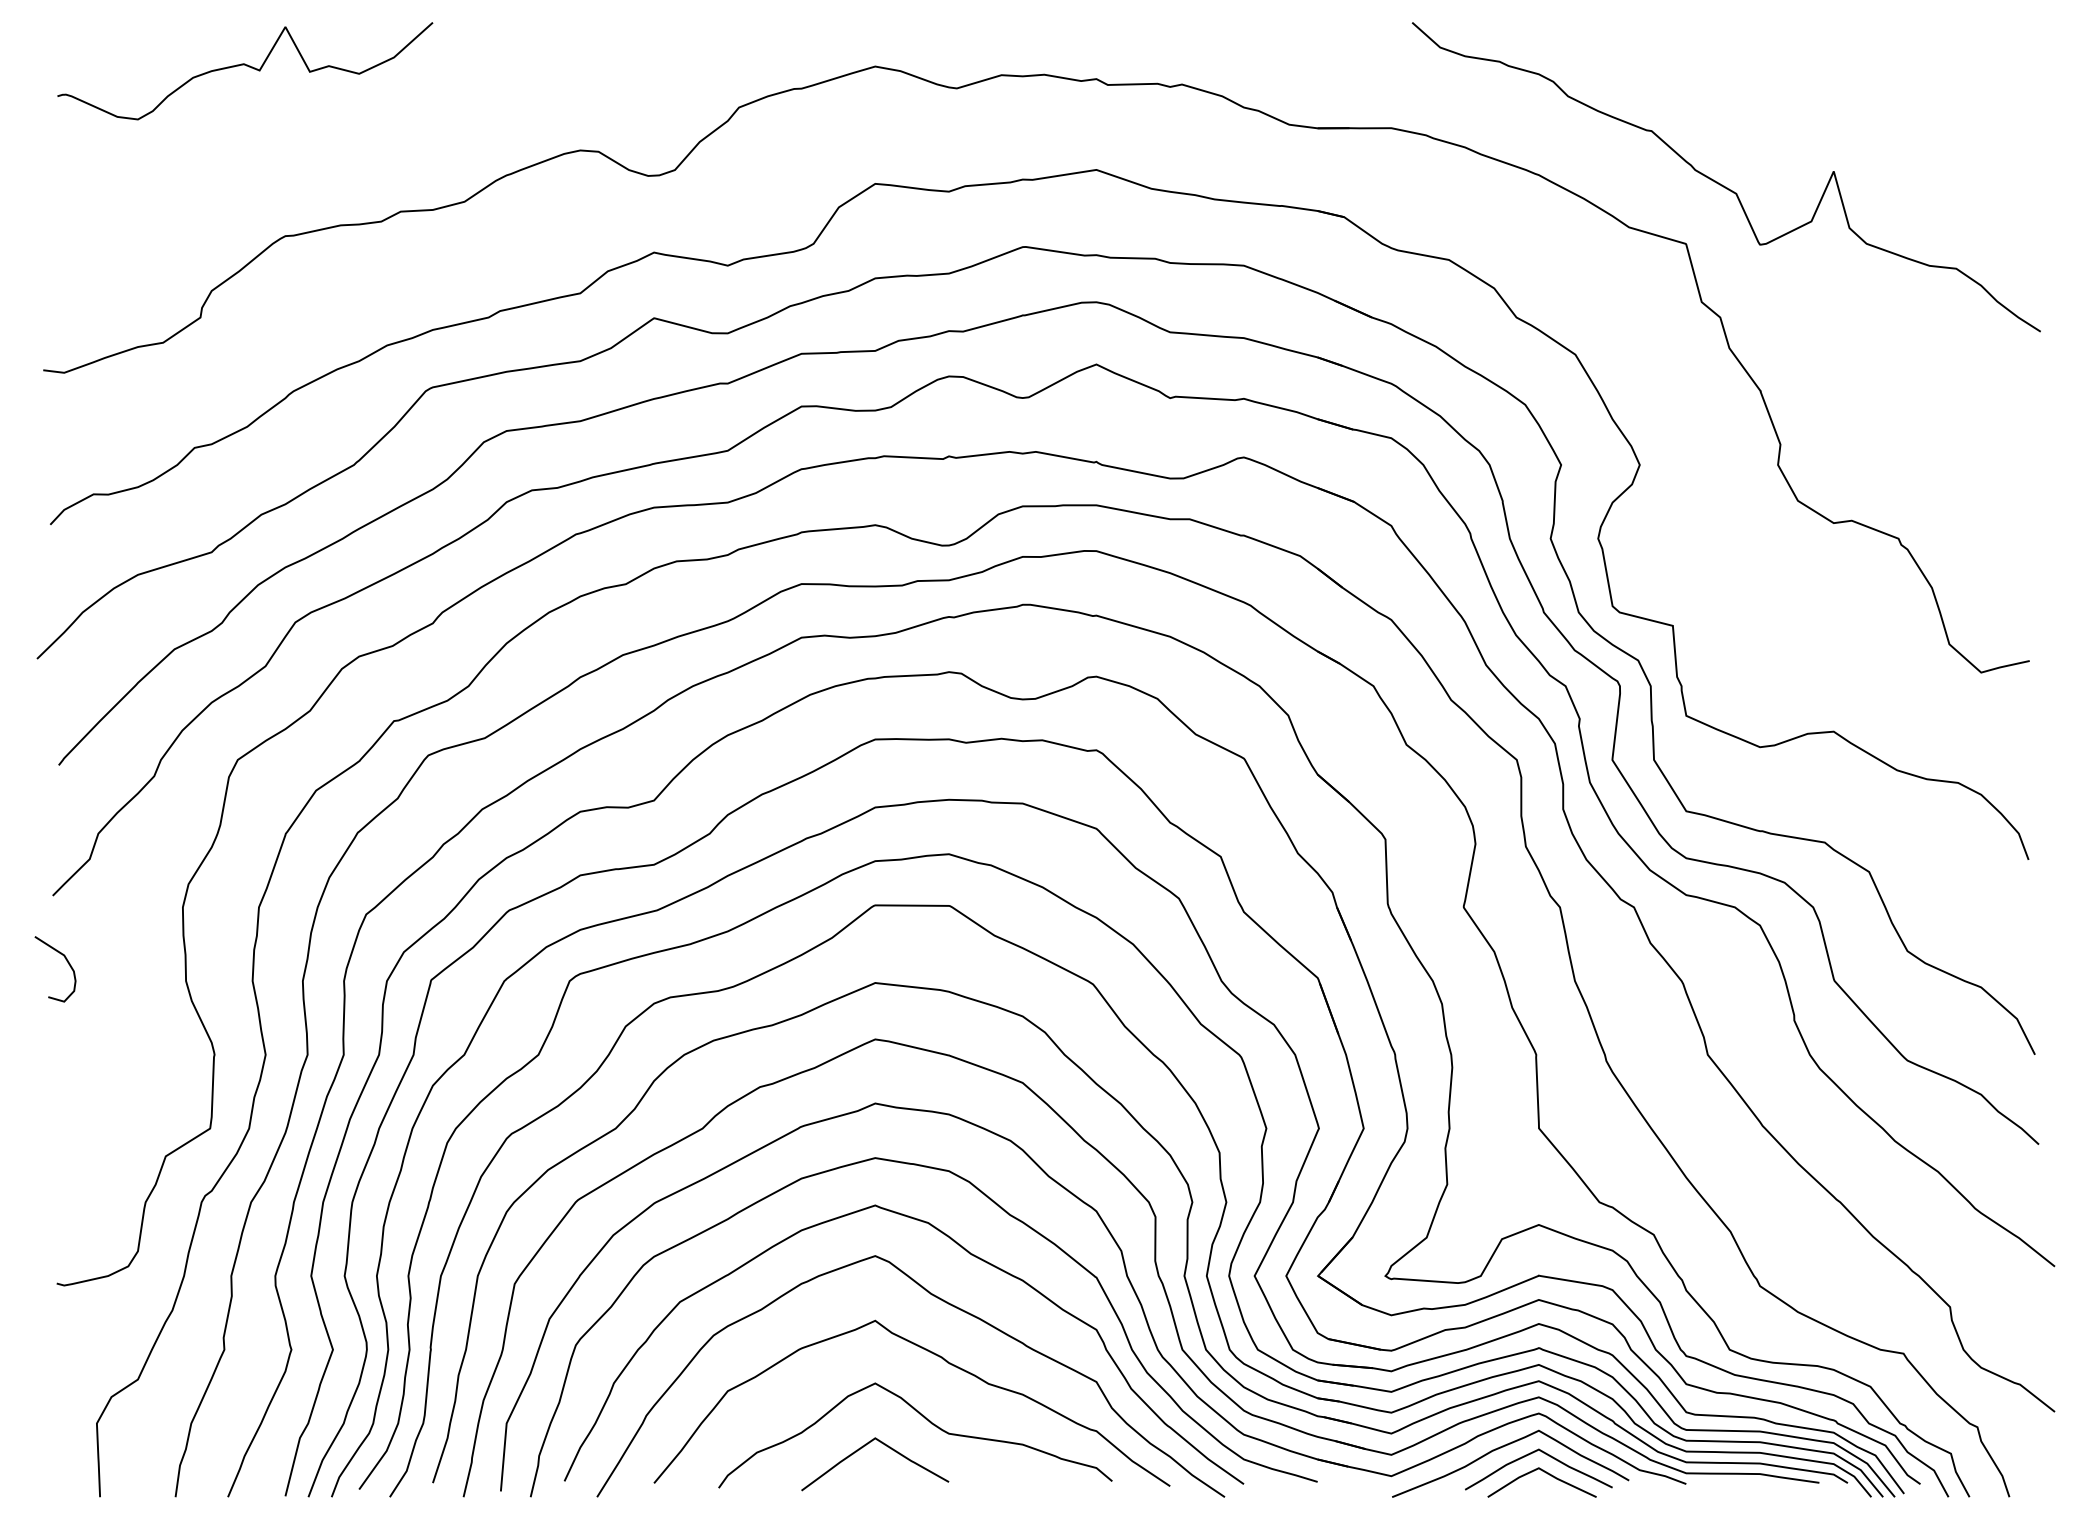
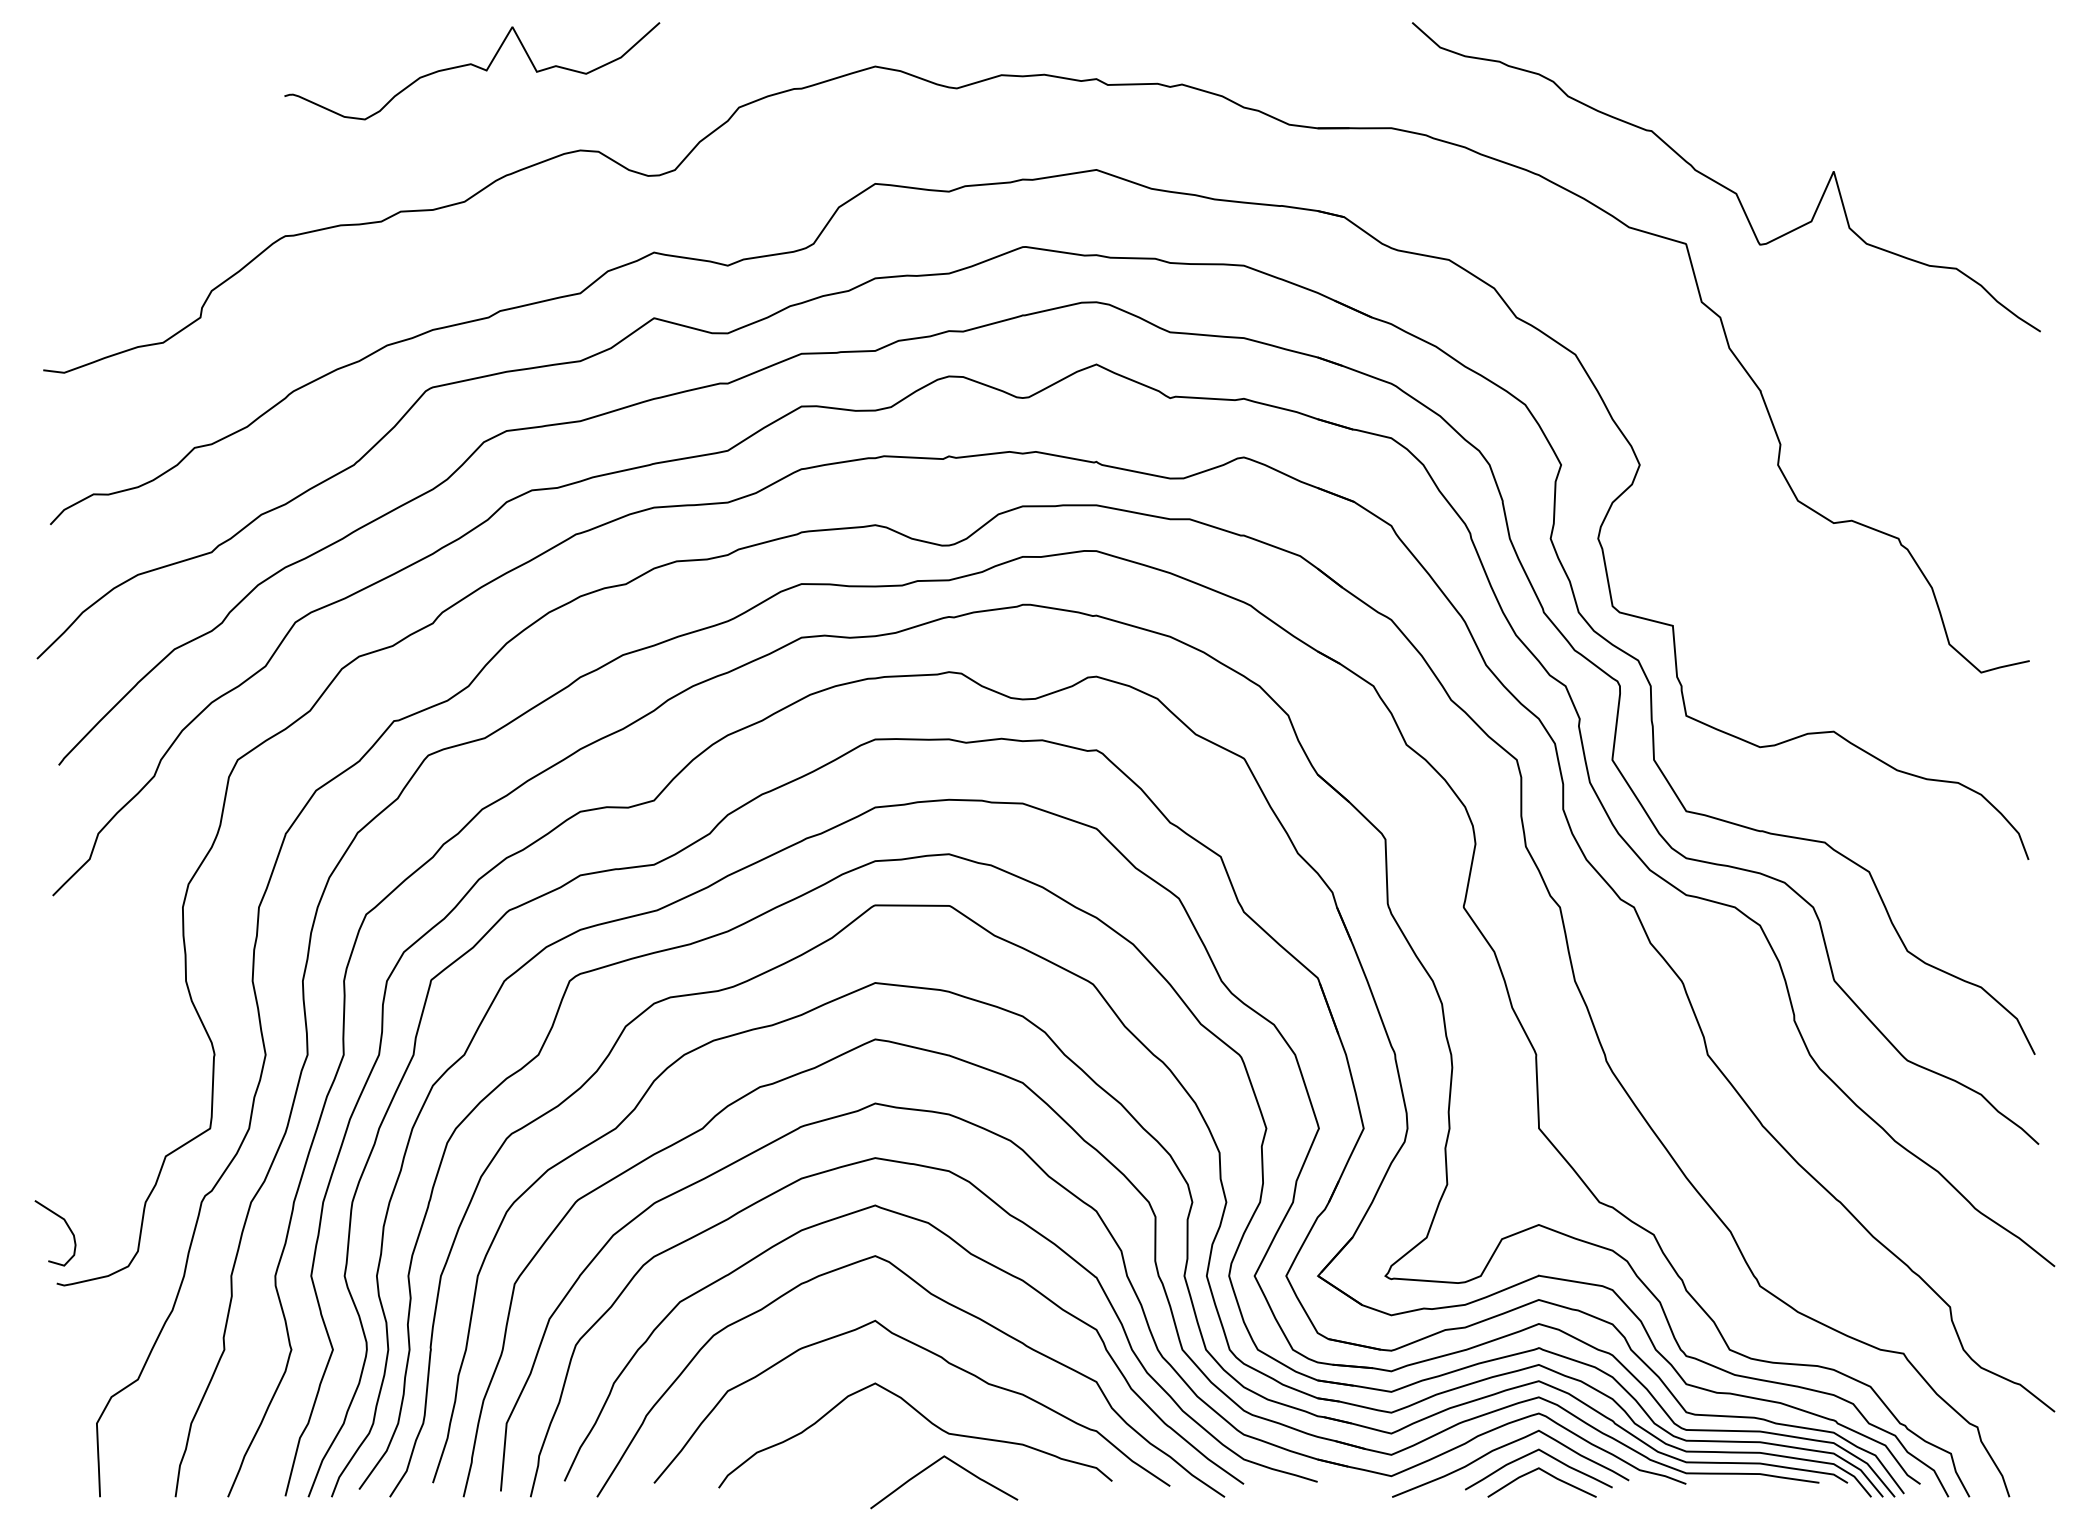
curve position: (246, 66) -> (473, 66) (473, 66)
curve position: (66, 961) -> (66, 1225) (66, 1225)
curve position: (865, 1446) -> (934, 1464) (934, 1464)
